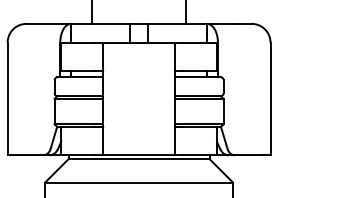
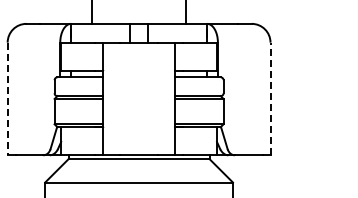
line: solid -> dashed (270, 98)
line: solid -> dashed (7, 99)
